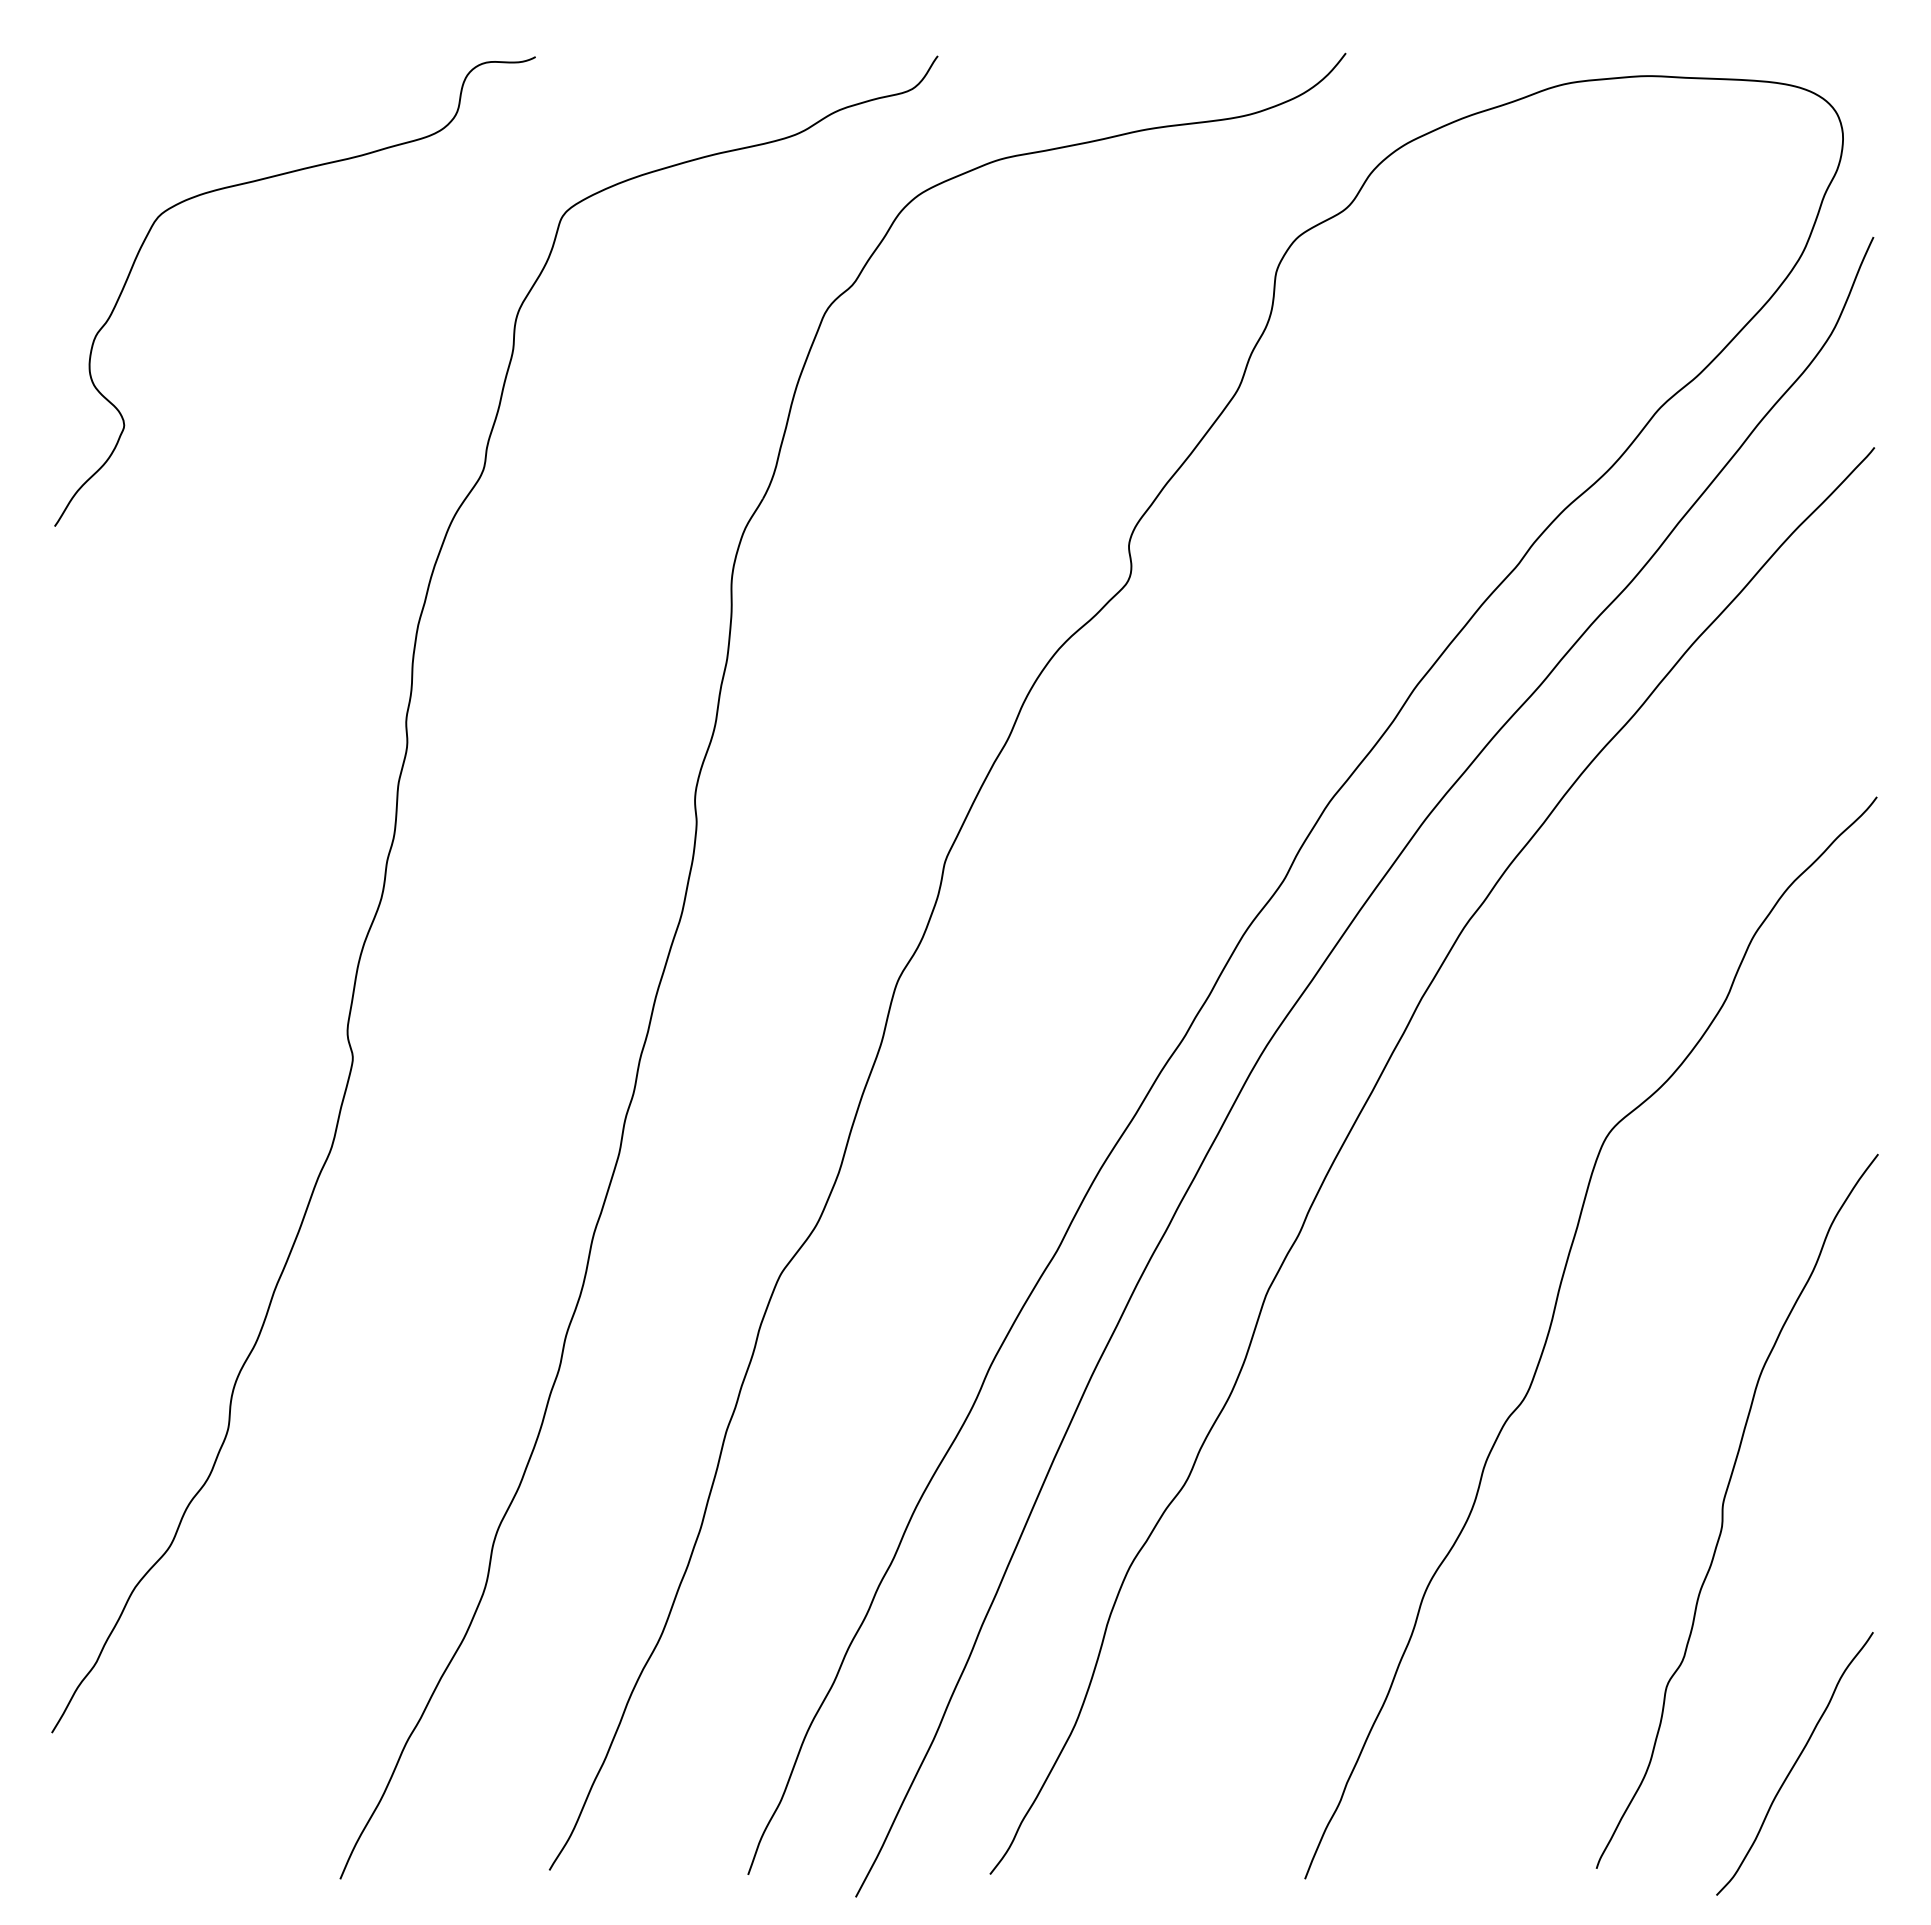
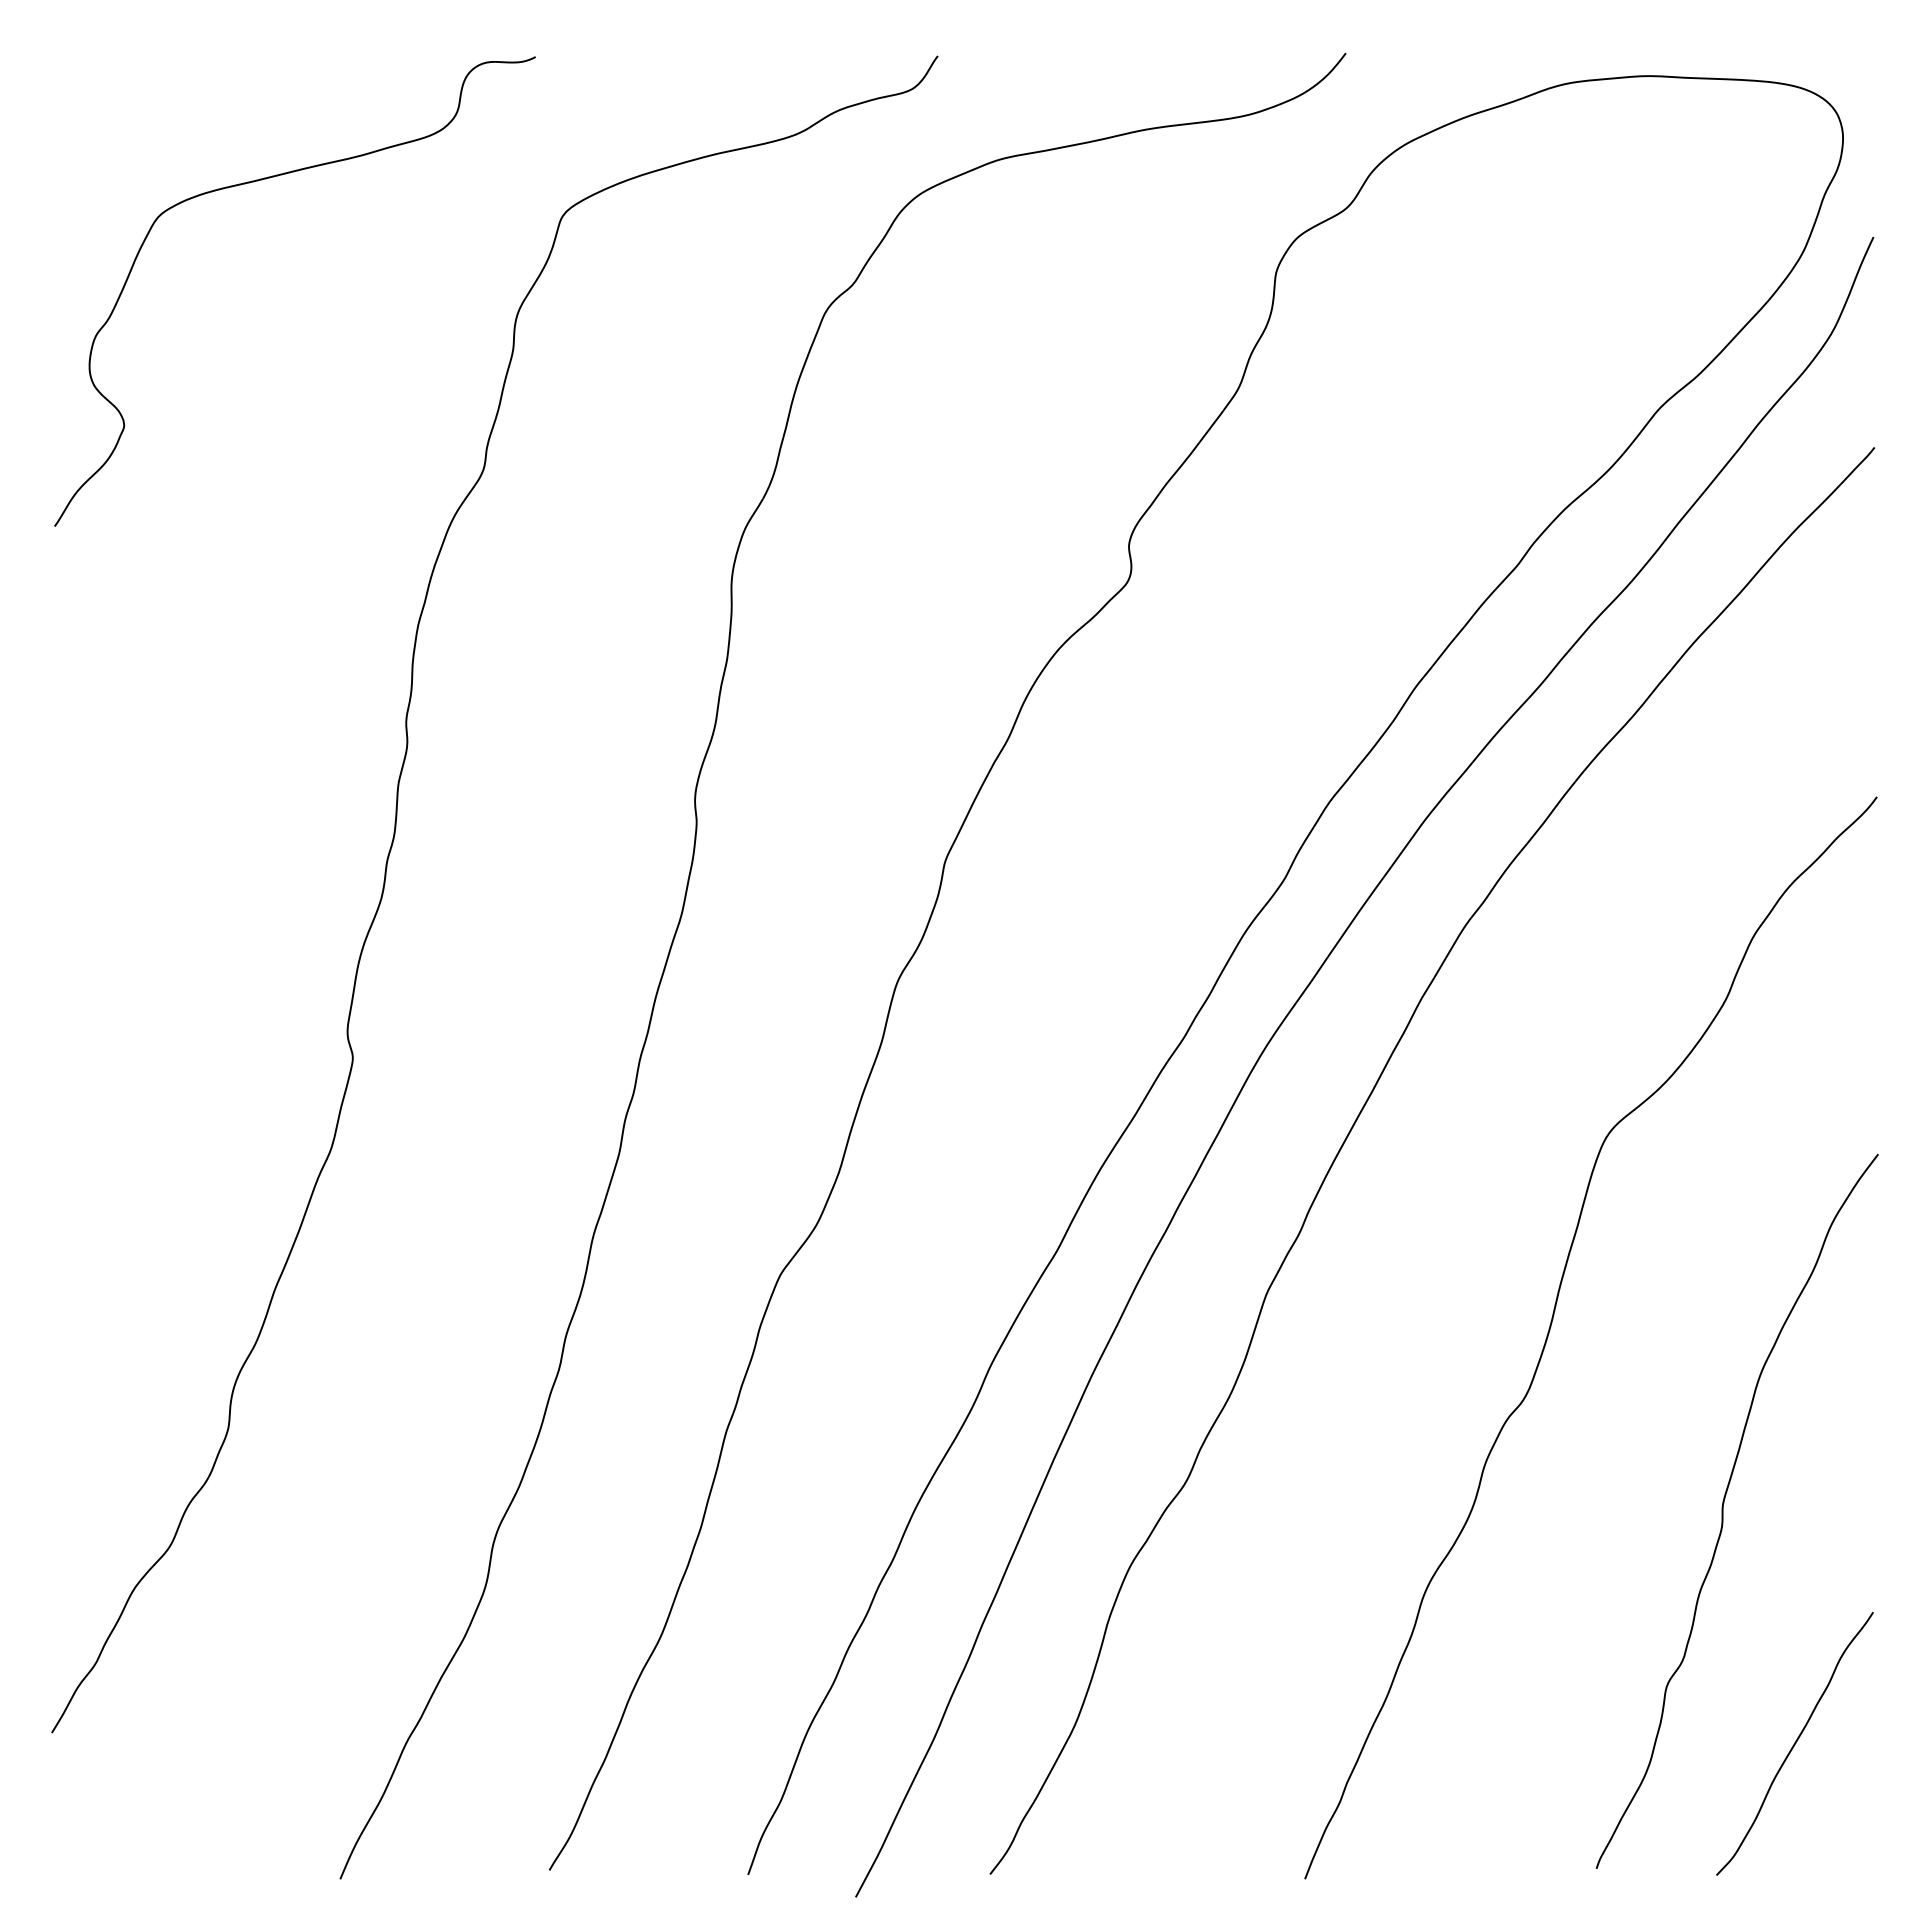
curve position: (1794, 1763) -> (1794, 1743) (1794, 1743)
